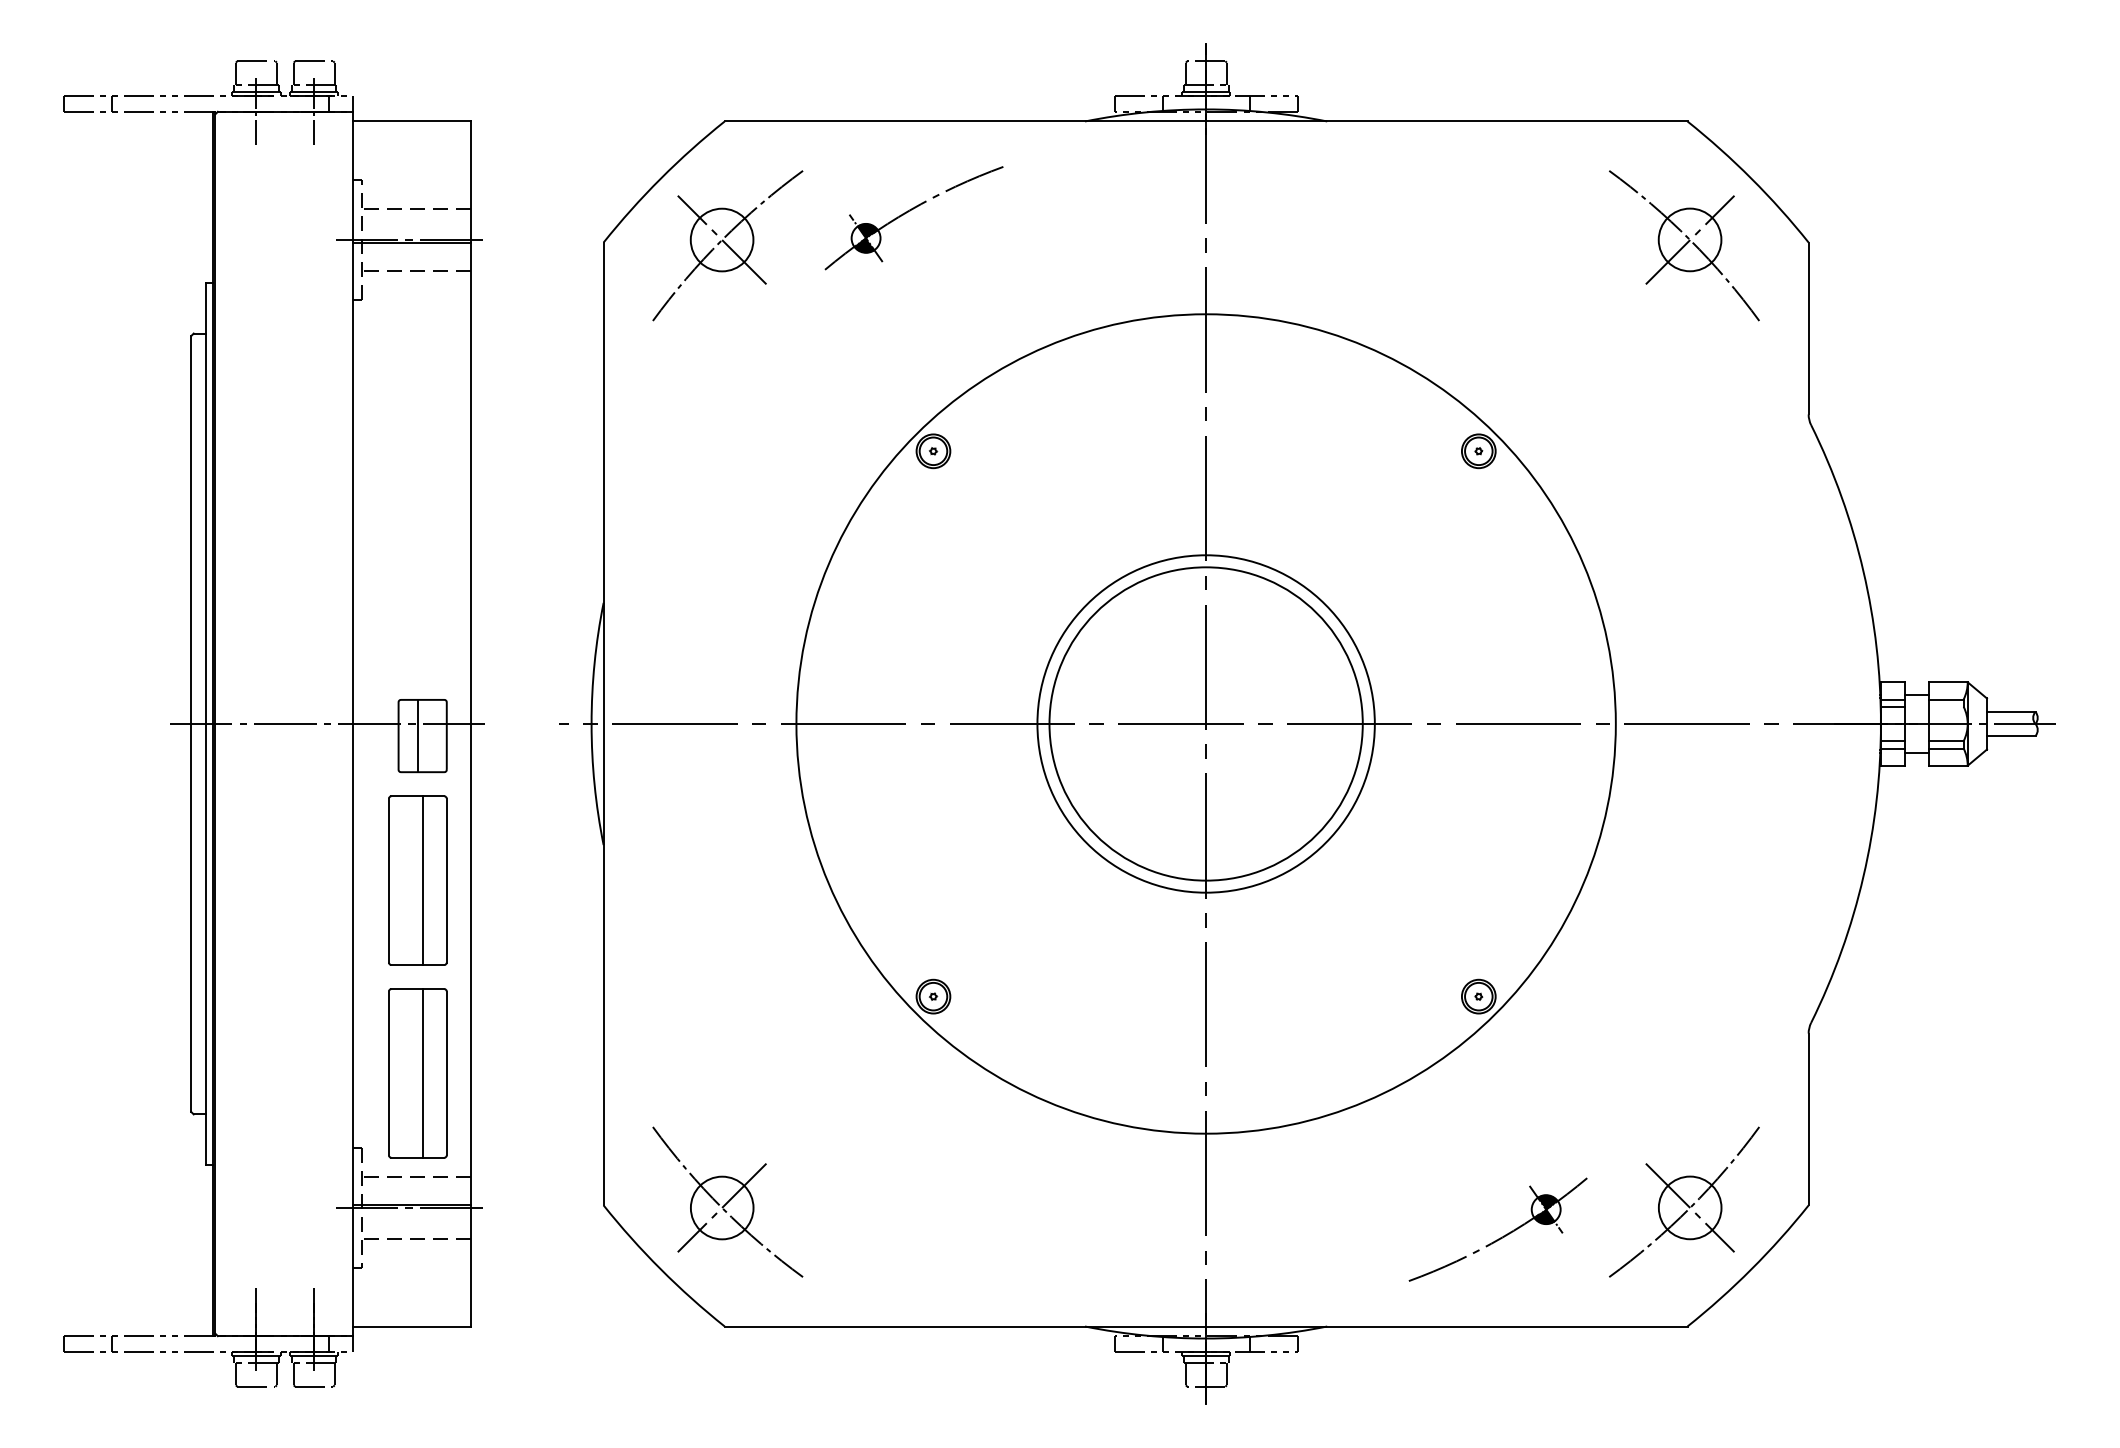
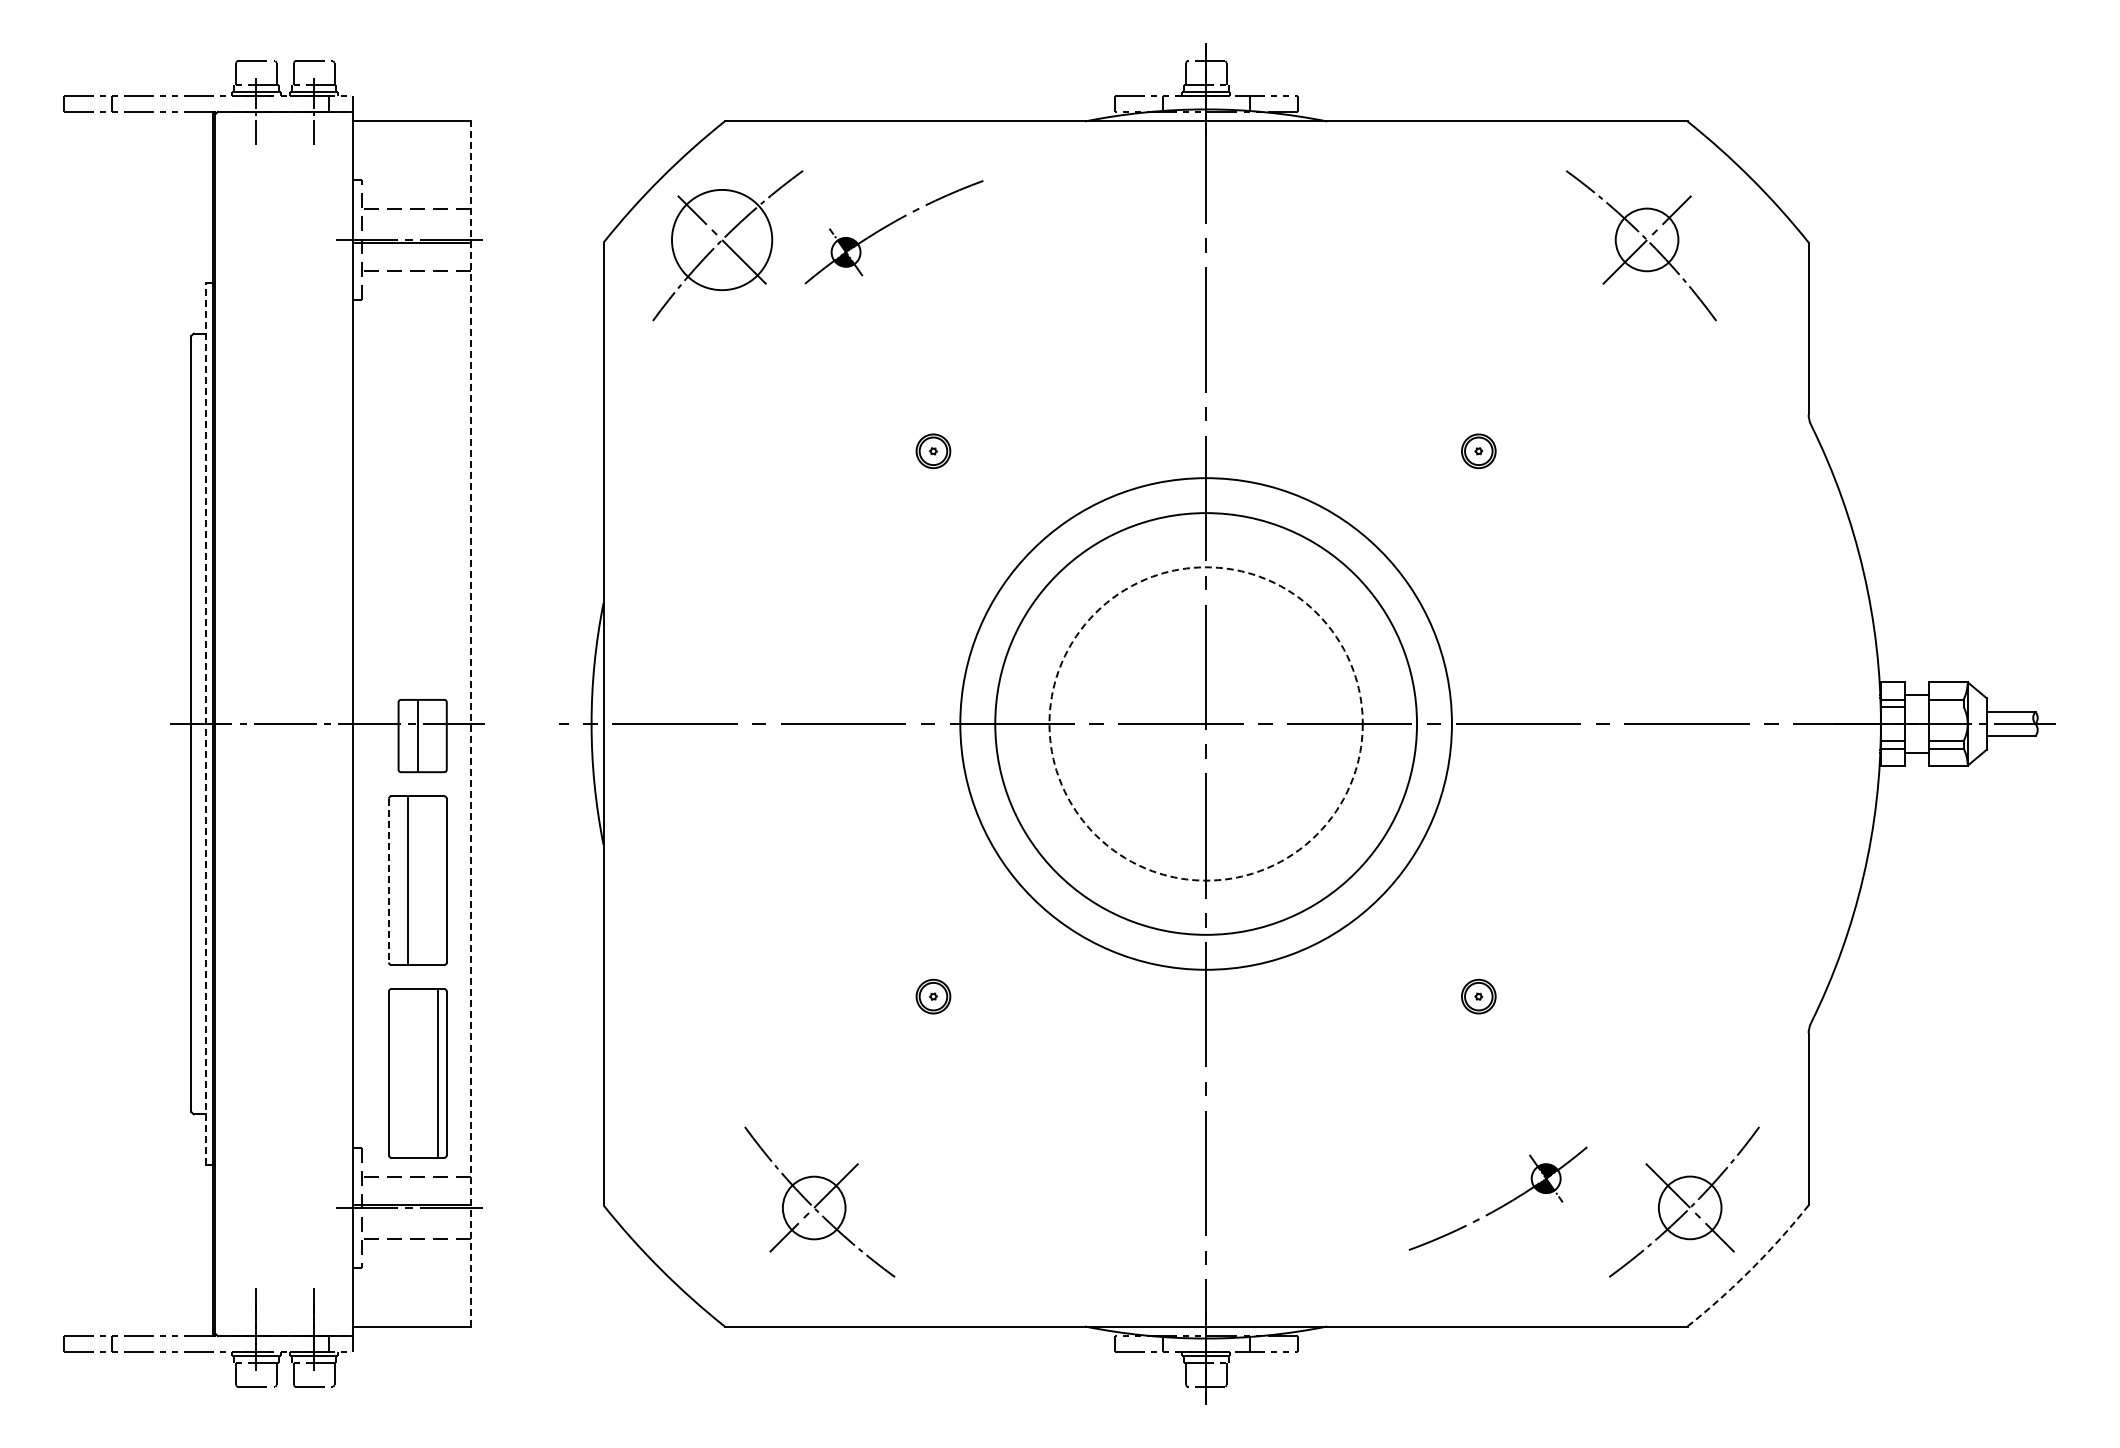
part position: (910, 211) -> (890, 225) (890, 225)
circle diameter: 63 px -> 100 px (721, 239)
part position: (1684, 245) -> (1641, 245) (1641, 245)
line: solid -> dashed (205, 723)
line: solid -> dashed (470, 723)
circle diameter: 337 px -> 422 px (1206, 723)
circle diameter: 819 px -> 492 px (1205, 723)
circle: solid -> dashed (1205, 723)
line: solid -> dashed (388, 880)
line position: (422, 880) -> (407, 880) (407, 880)
line position: (422, 1073) -> (437, 1073) (437, 1073)
part position: (727, 1201) -> (819, 1201) (819, 1201)
part position: (1503, 1235) -> (1503, 1204) (1503, 1204)
arc: solid -> dashed (1751, 1269)
